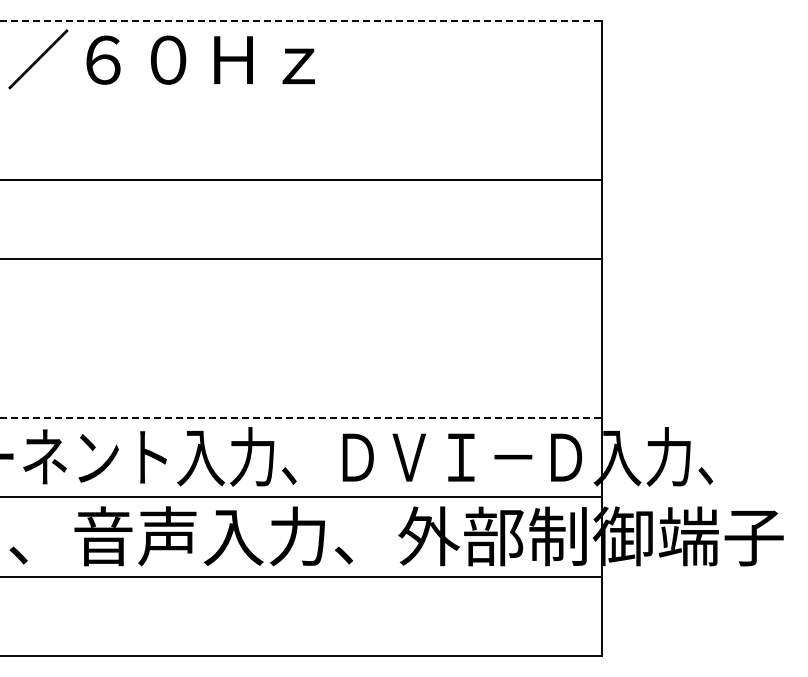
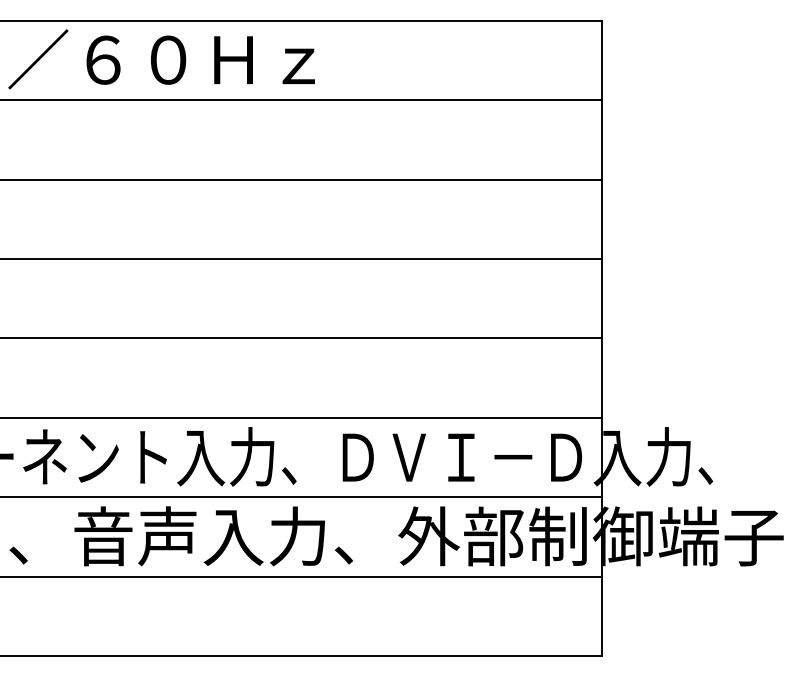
line: dashed -> solid (301, 20)
line: none -> present (301, 100)
line: none -> present (301, 338)
line: dashed -> solid (301, 417)
